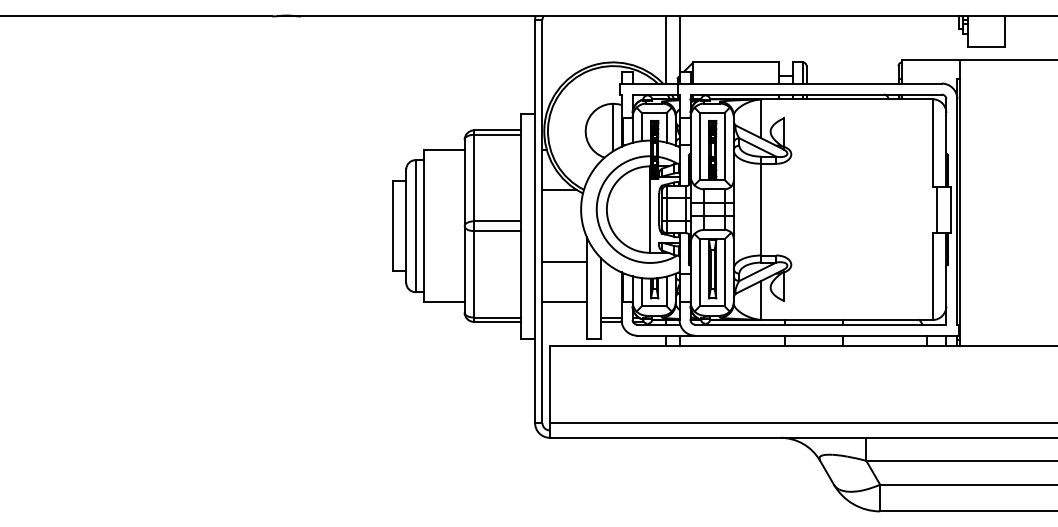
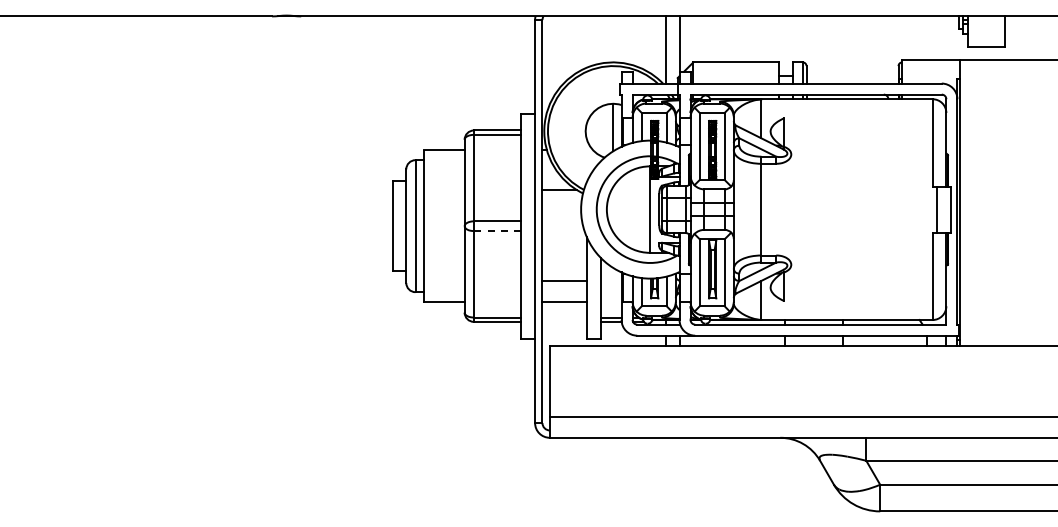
line: solid -> dashed (496, 231)
line position: (564, 262) -> (564, 281) (564, 281)
line position: (801, 423) -> (801, 417) (801, 417)
